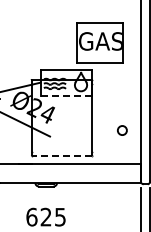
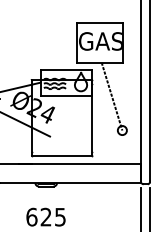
line: dashed -> solid (66, 96)
line: none -> present (111, 96)
line: dashed -> solid (61, 155)
